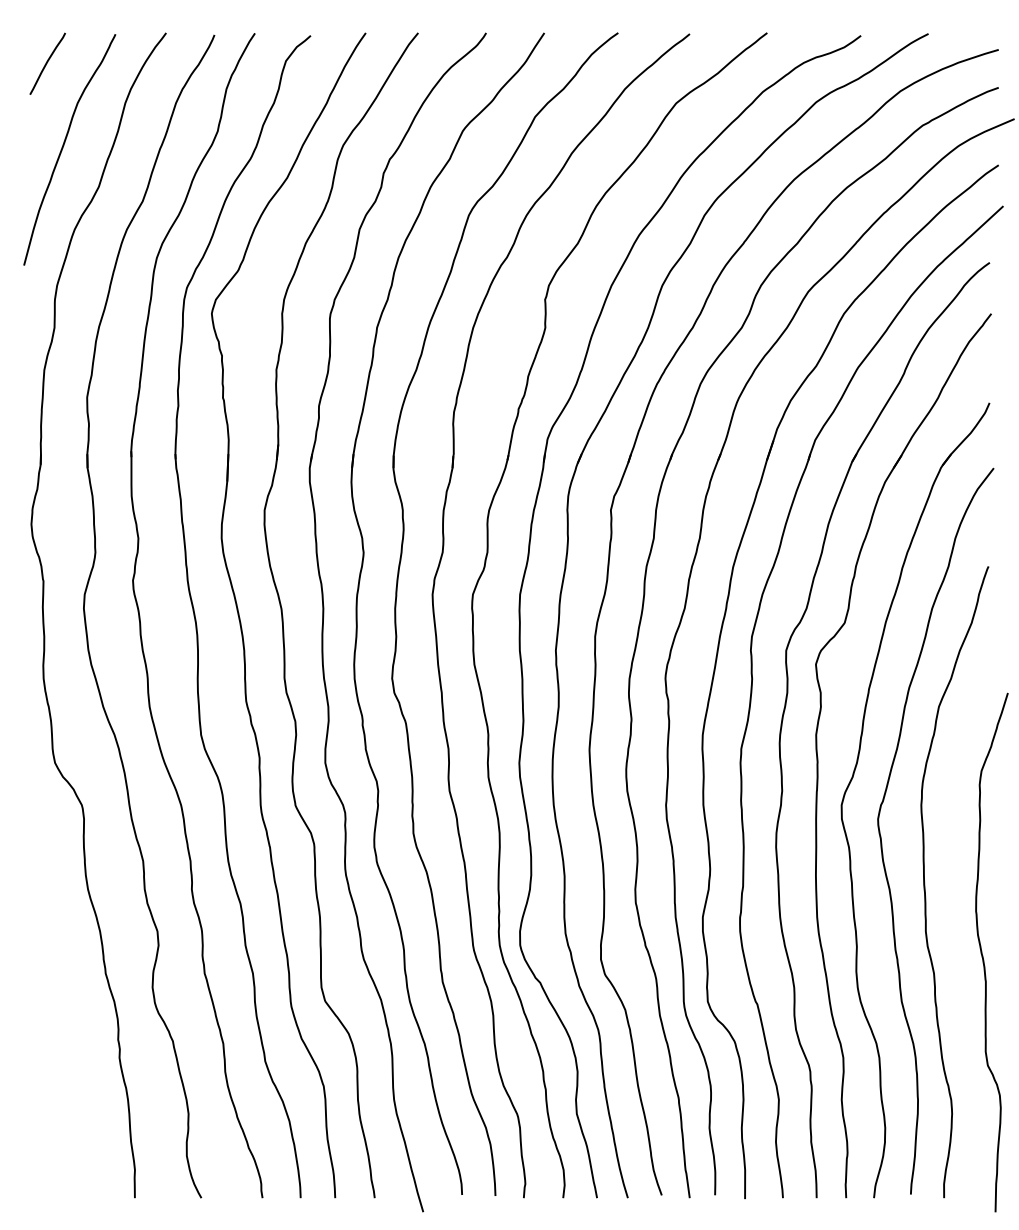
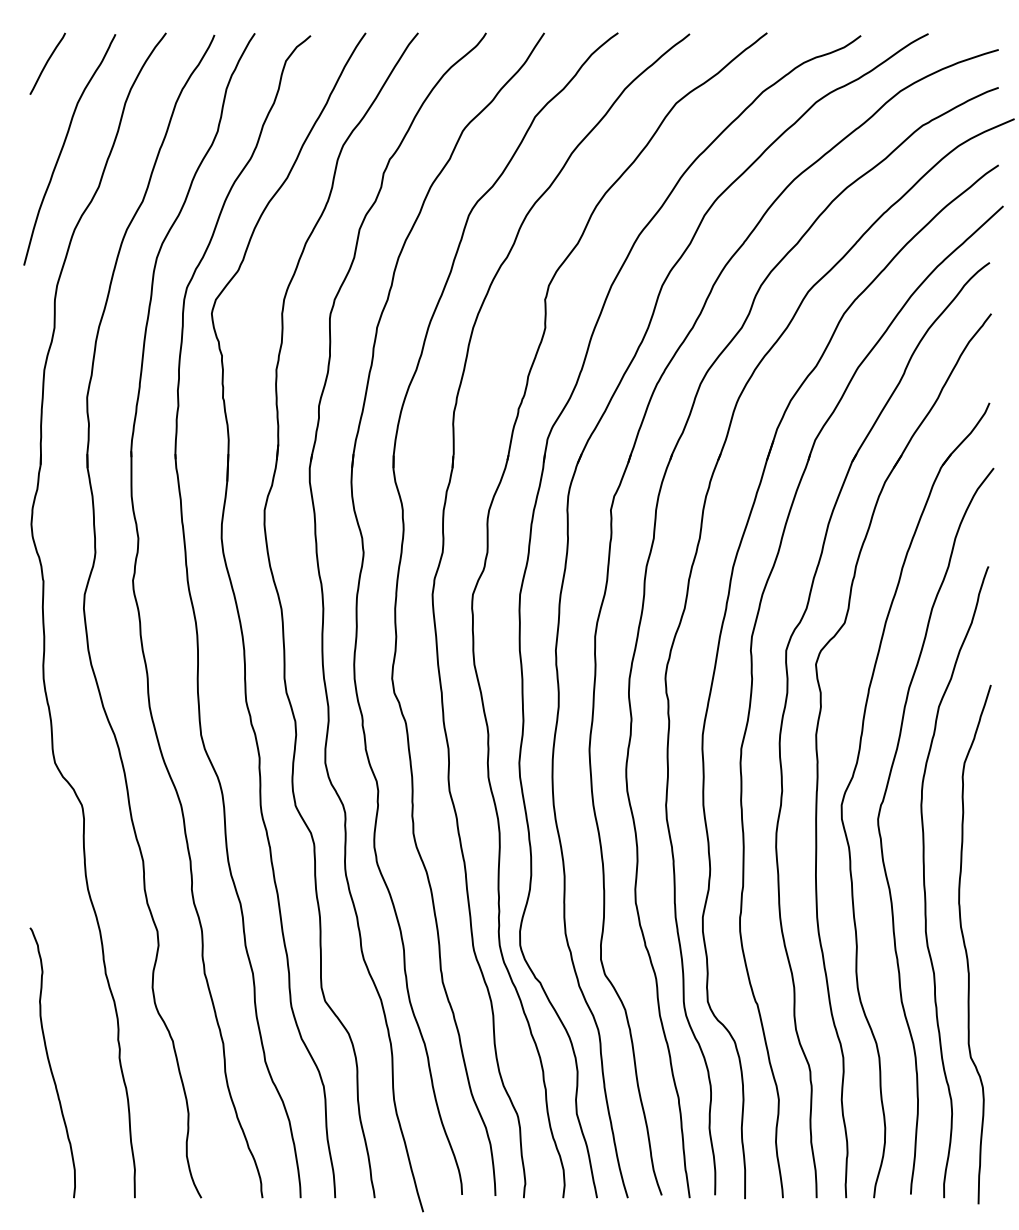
curve position: (983, 955) -> (966, 947) (966, 947)
curve: none -> present (50, 1062)
